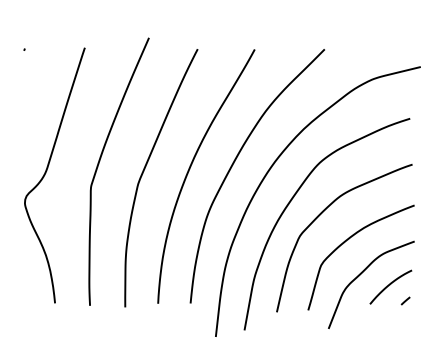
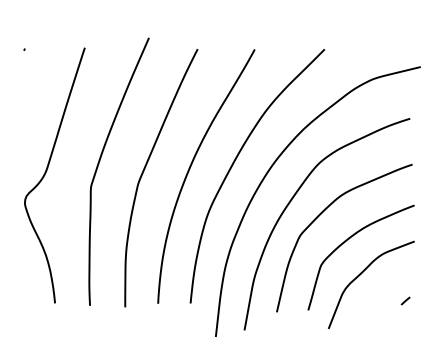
curve: present -> none (390, 285)
